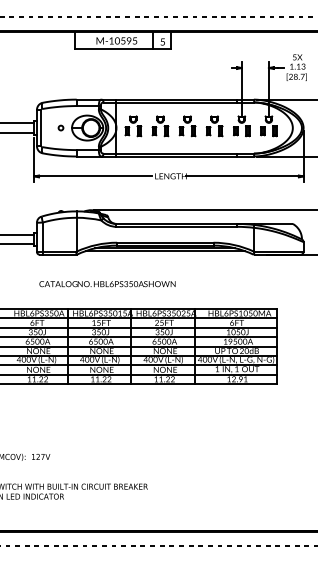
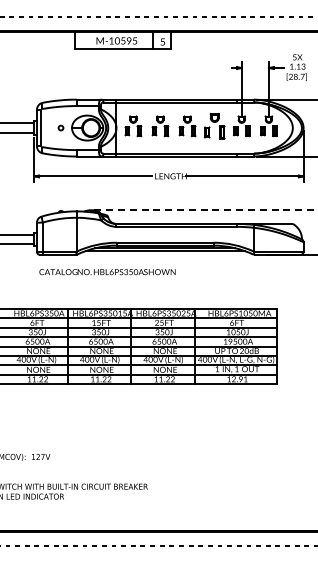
part size: 19x23 px -> 22x27 px (214, 126)
line: solid -> dashed (205, 210)
text position: (107, 284) -> (107, 272) (107, 272)
